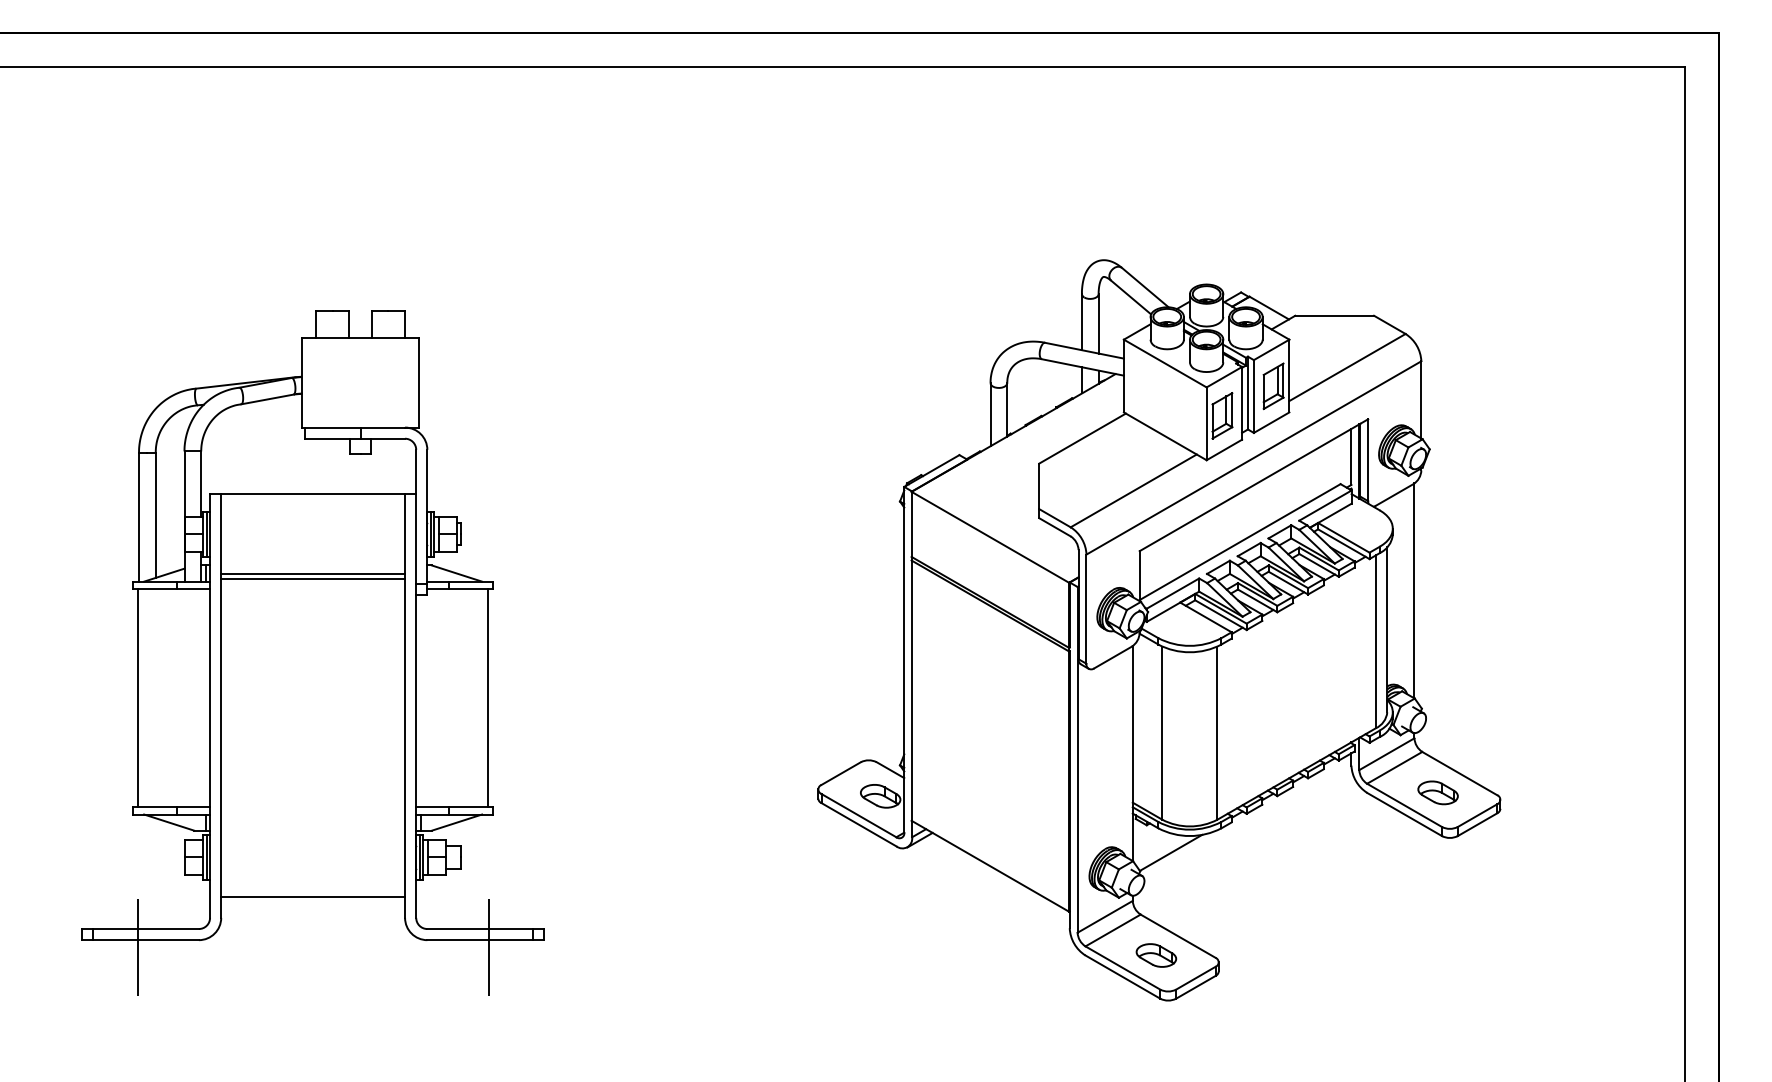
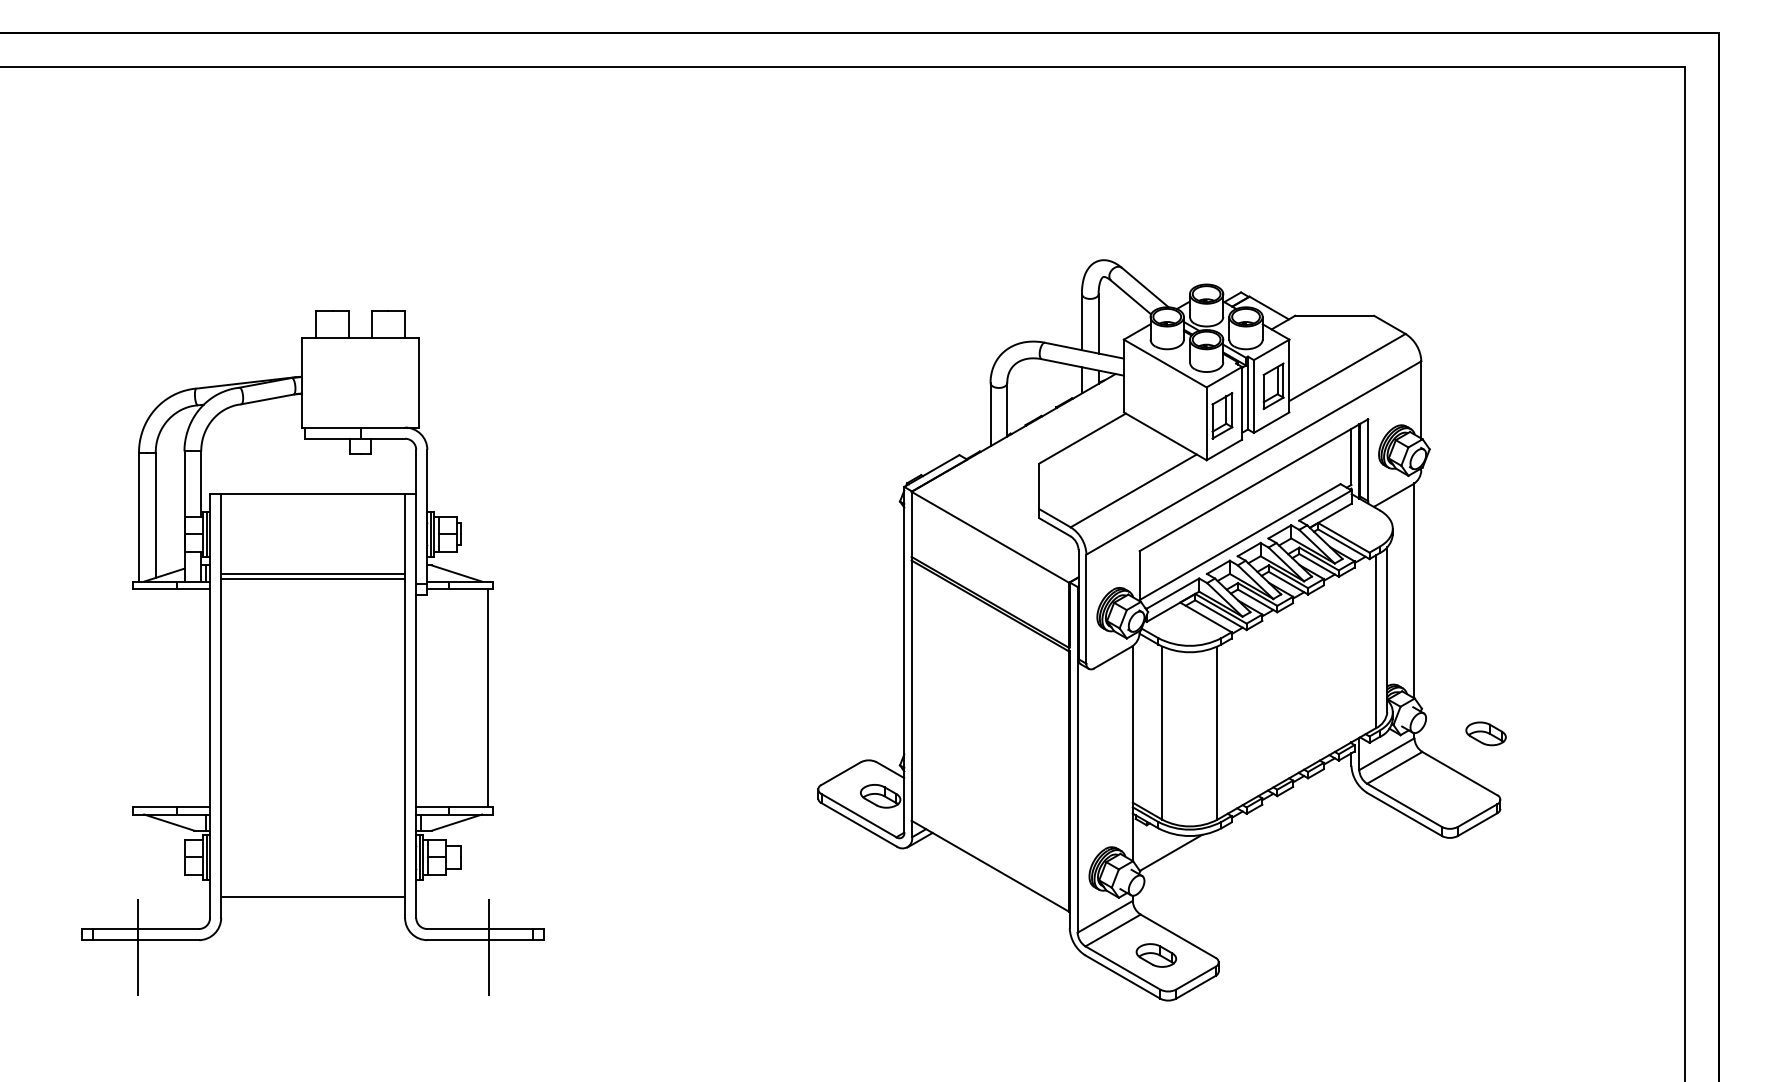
line: present -> none (138, 697)
part position: (1437, 792) -> (1485, 733) (1485, 733)
